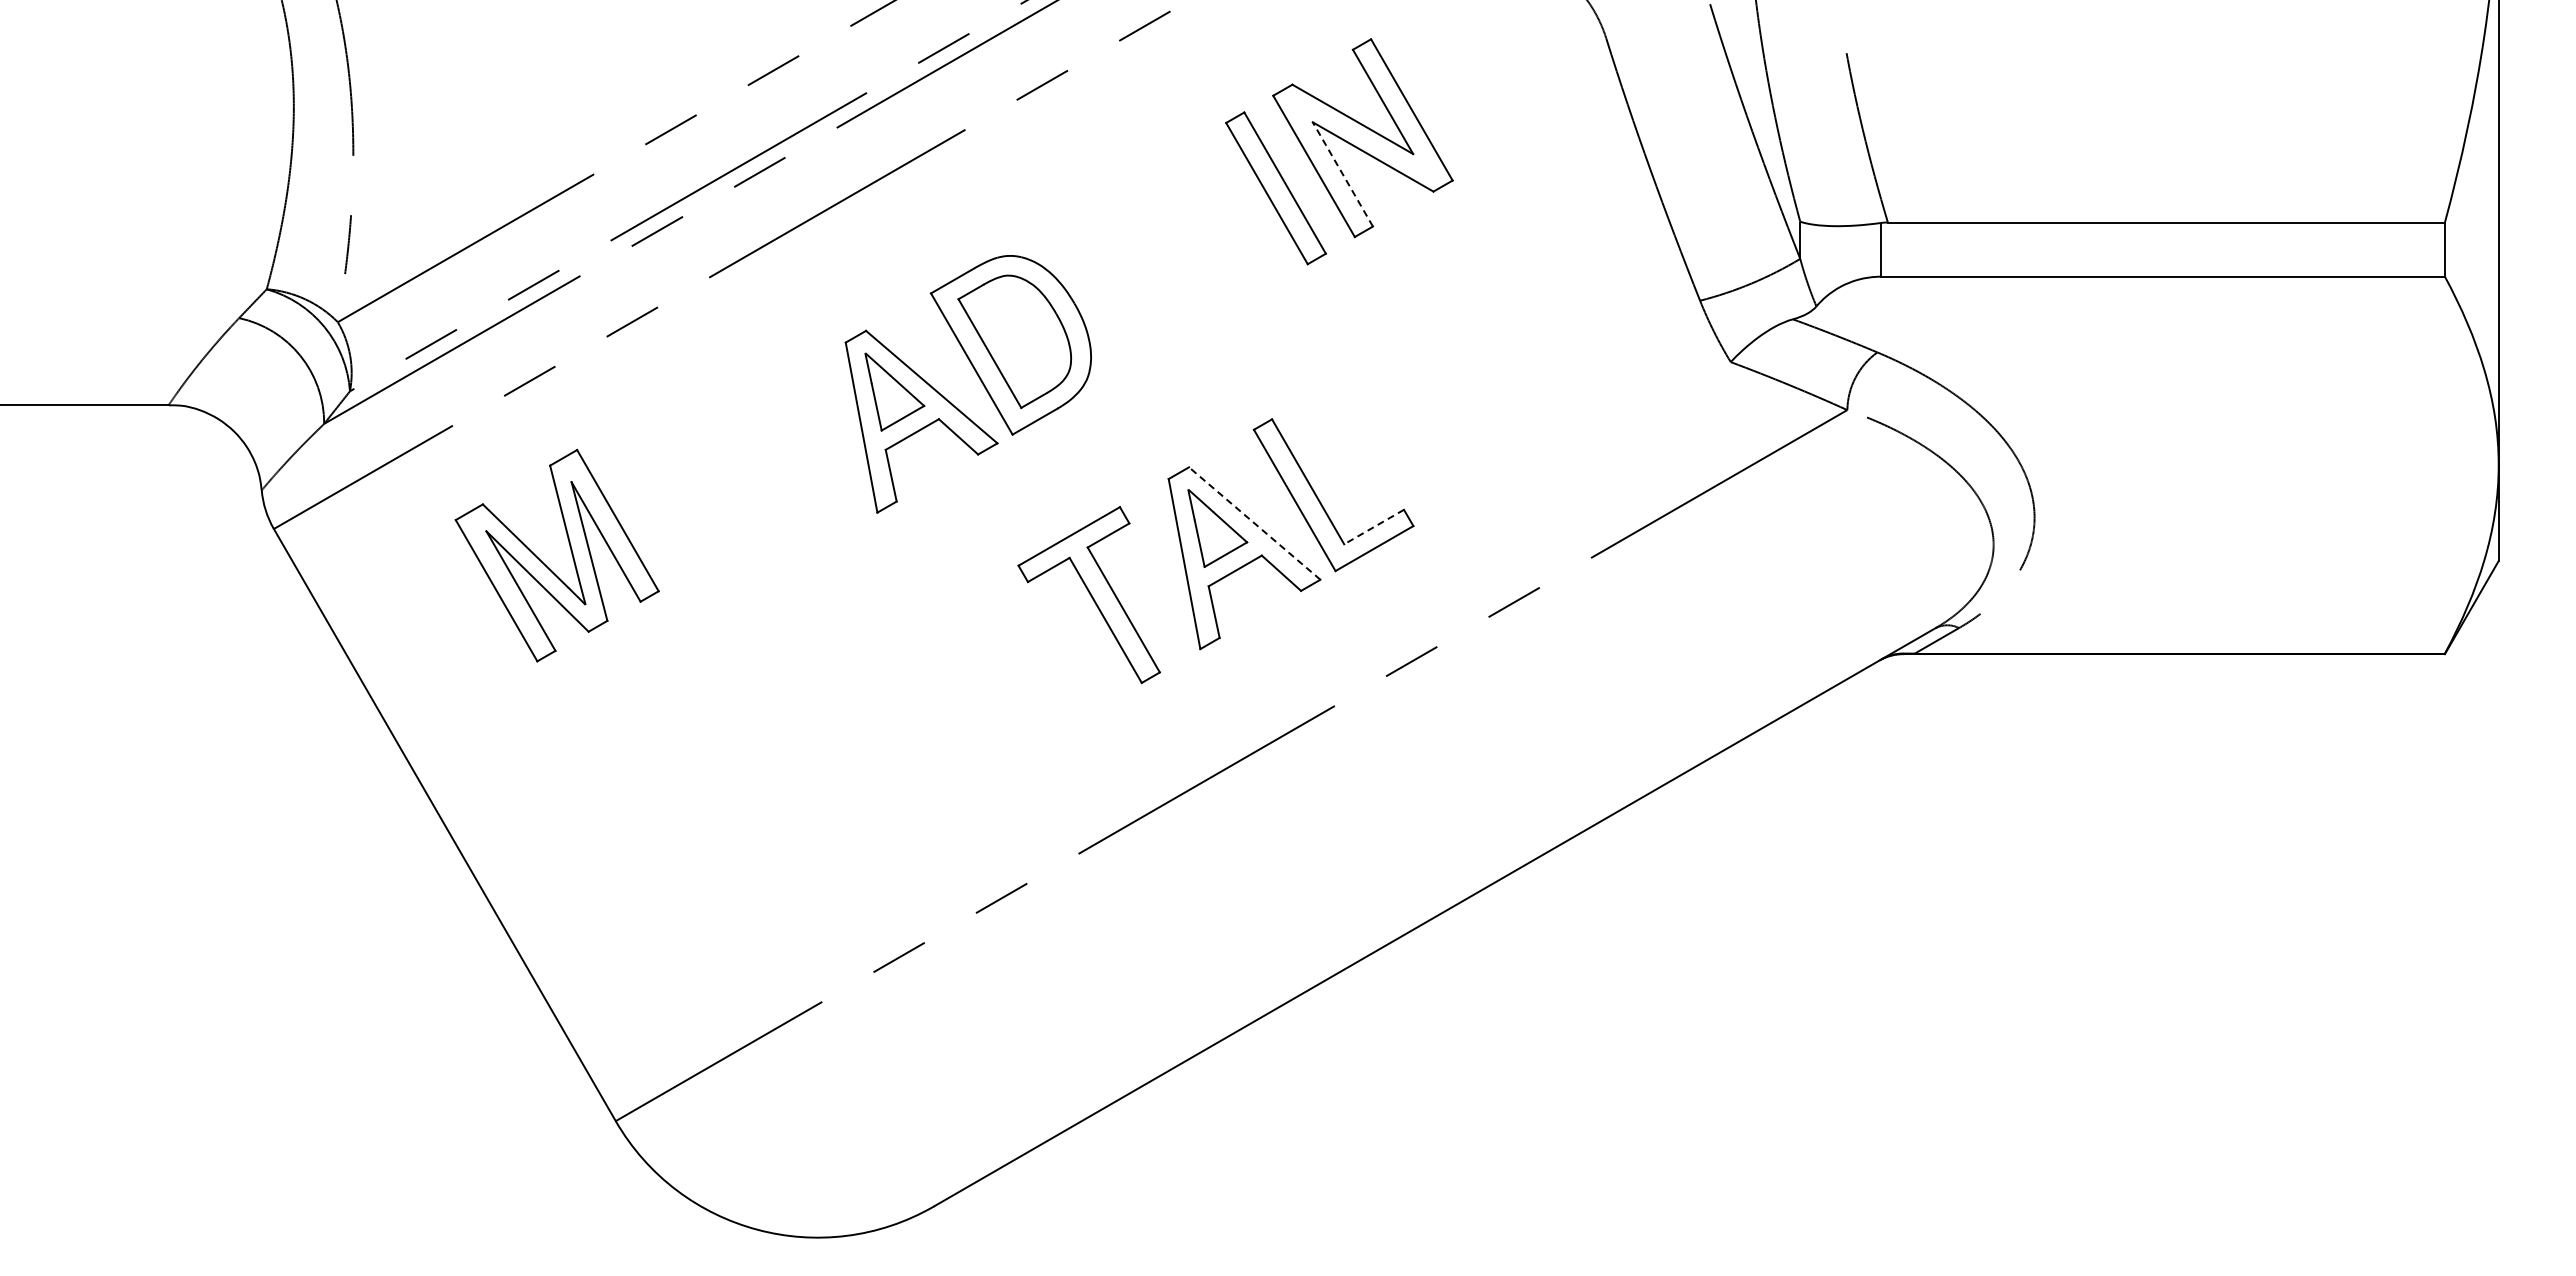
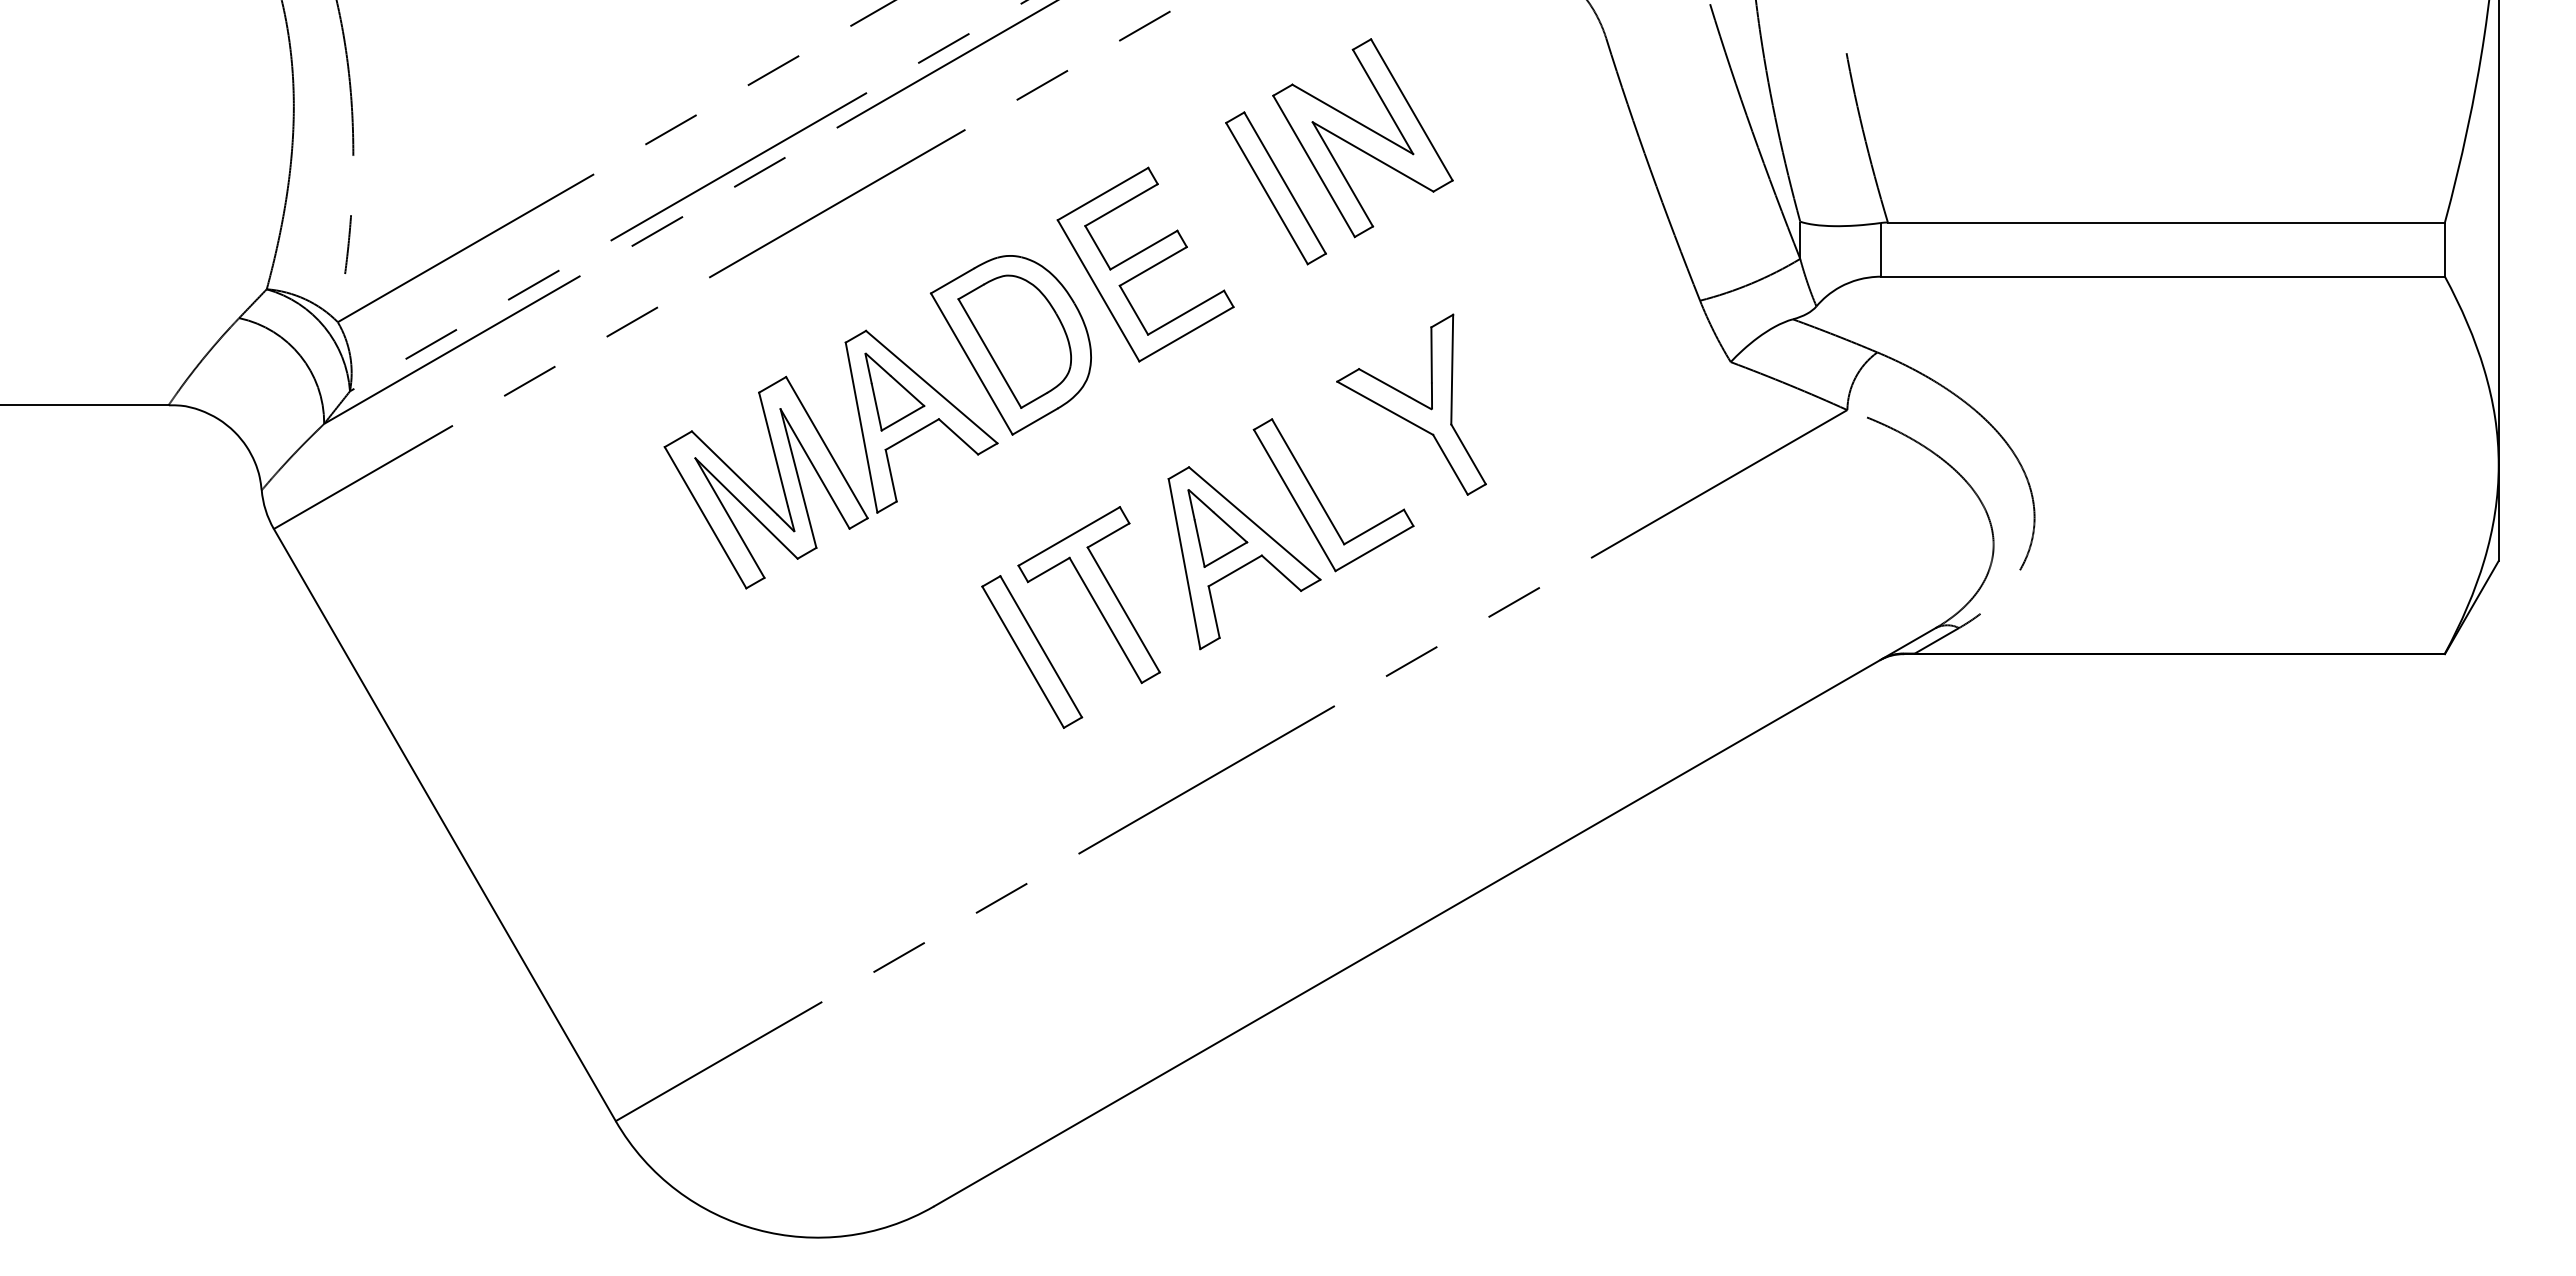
line: dashed -> solid (1342, 173)
part: none -> present (1145, 264)
part: none -> present (1411, 404)
line: dashed -> solid (1254, 523)
line: dashed -> solid (1374, 527)
part position: (549, 567) -> (758, 494) (758, 494)
part: none -> present (1032, 651)
